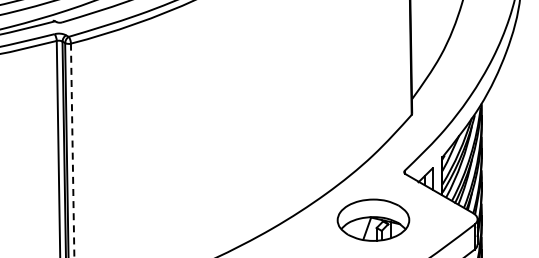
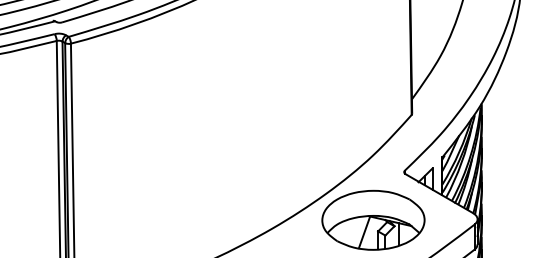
line: dashed -> solid (72, 150)
part size: 75x44 px -> 105x62 px (373, 219)
